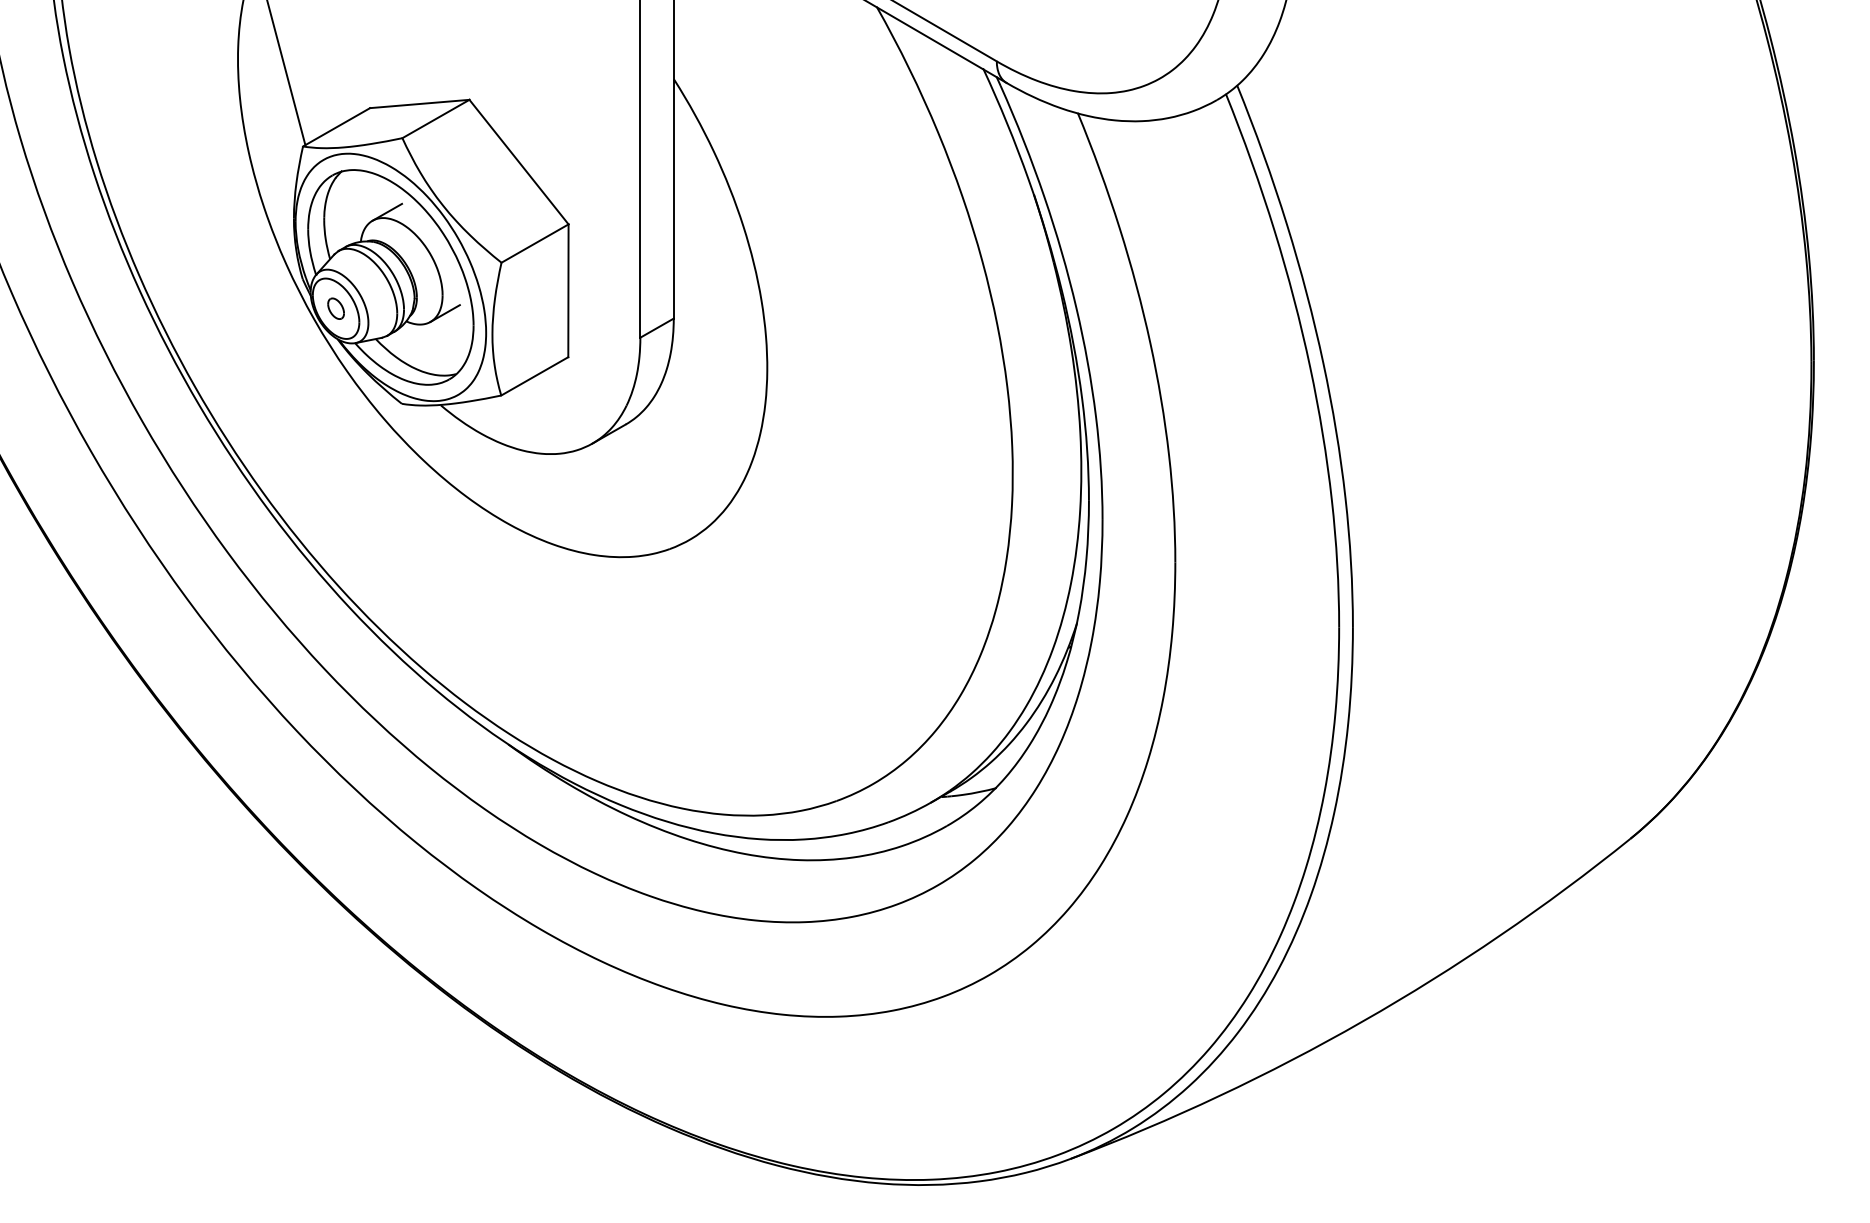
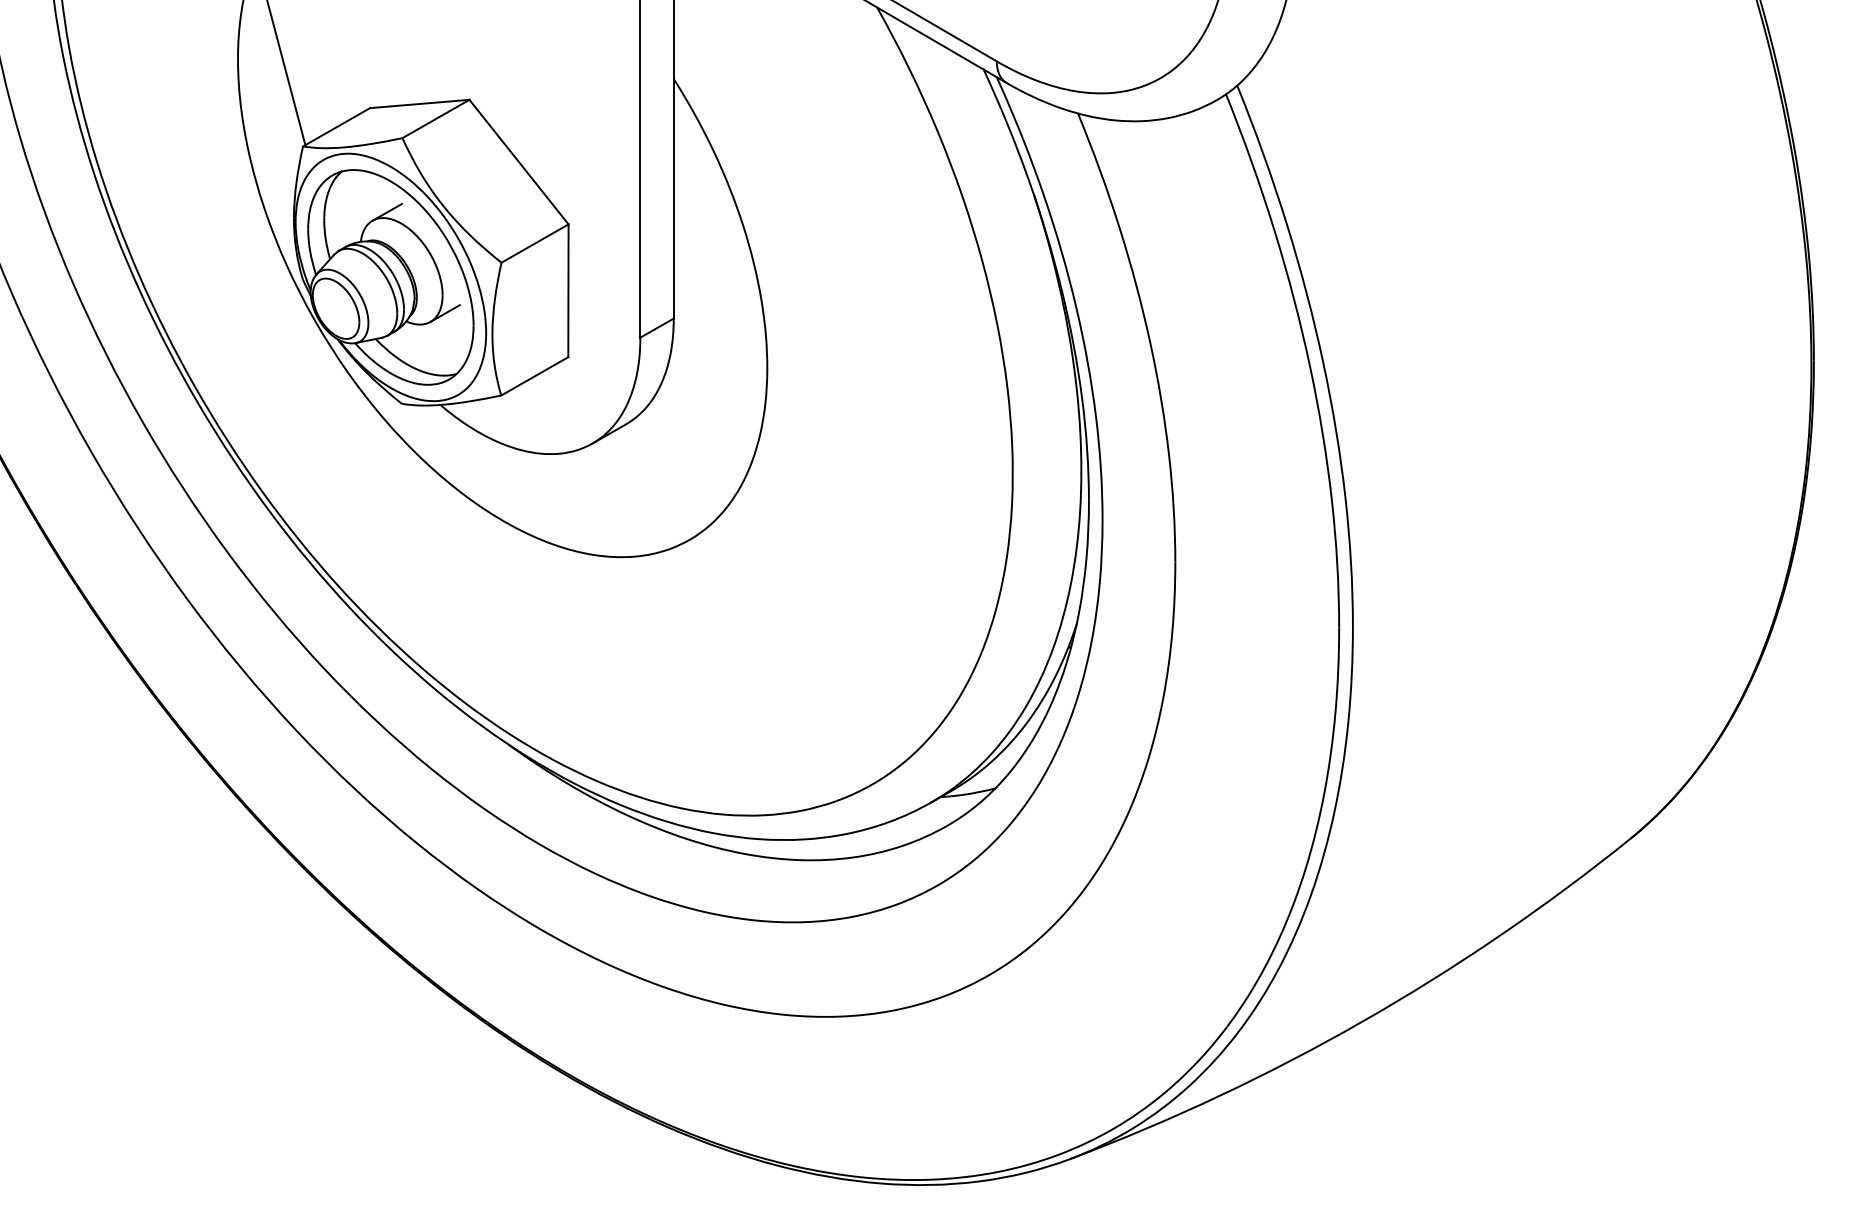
part: present -> none (335, 308)
